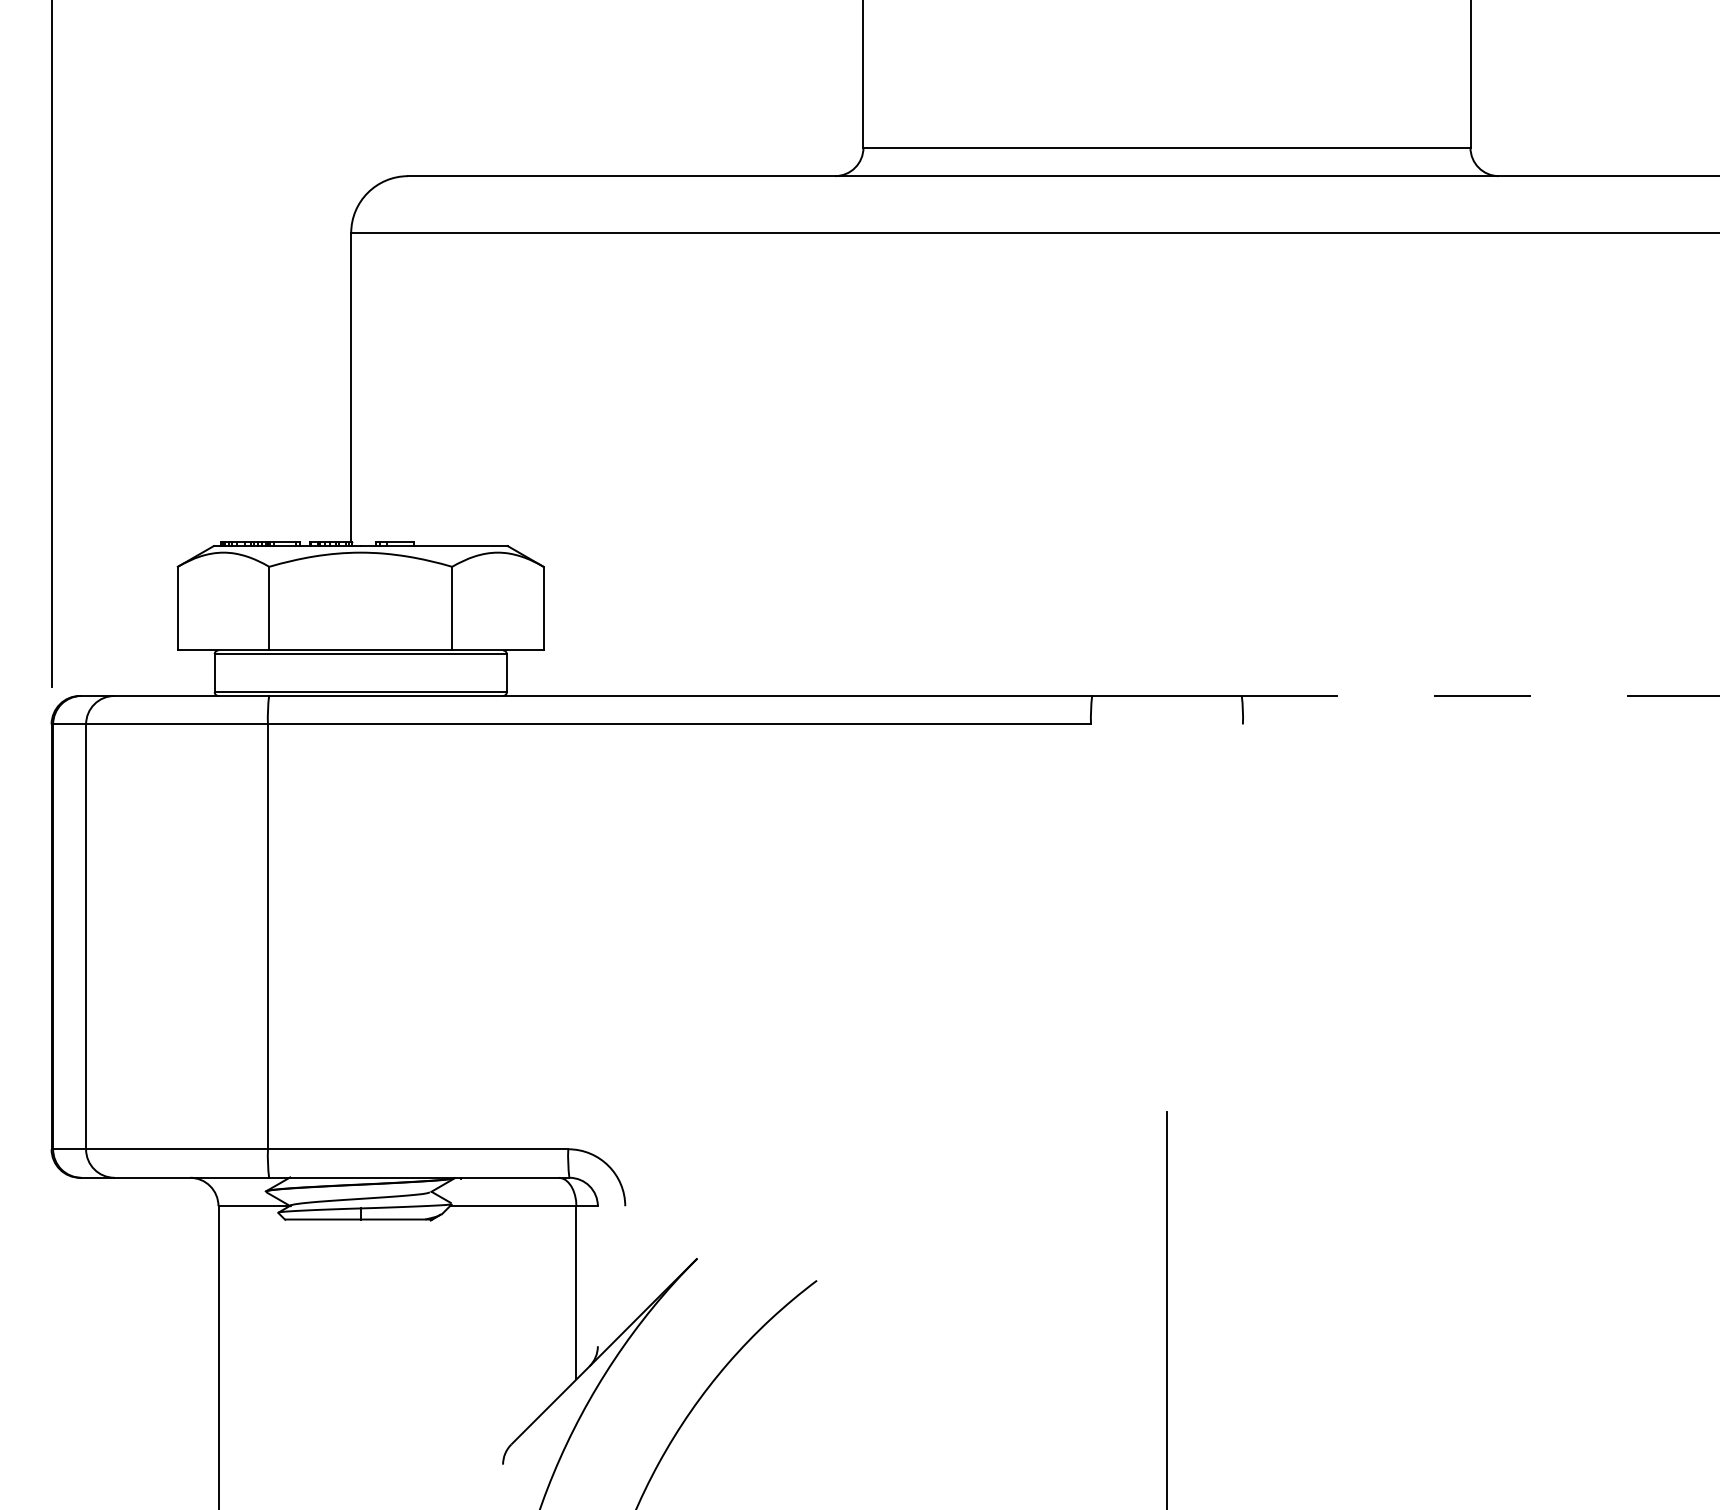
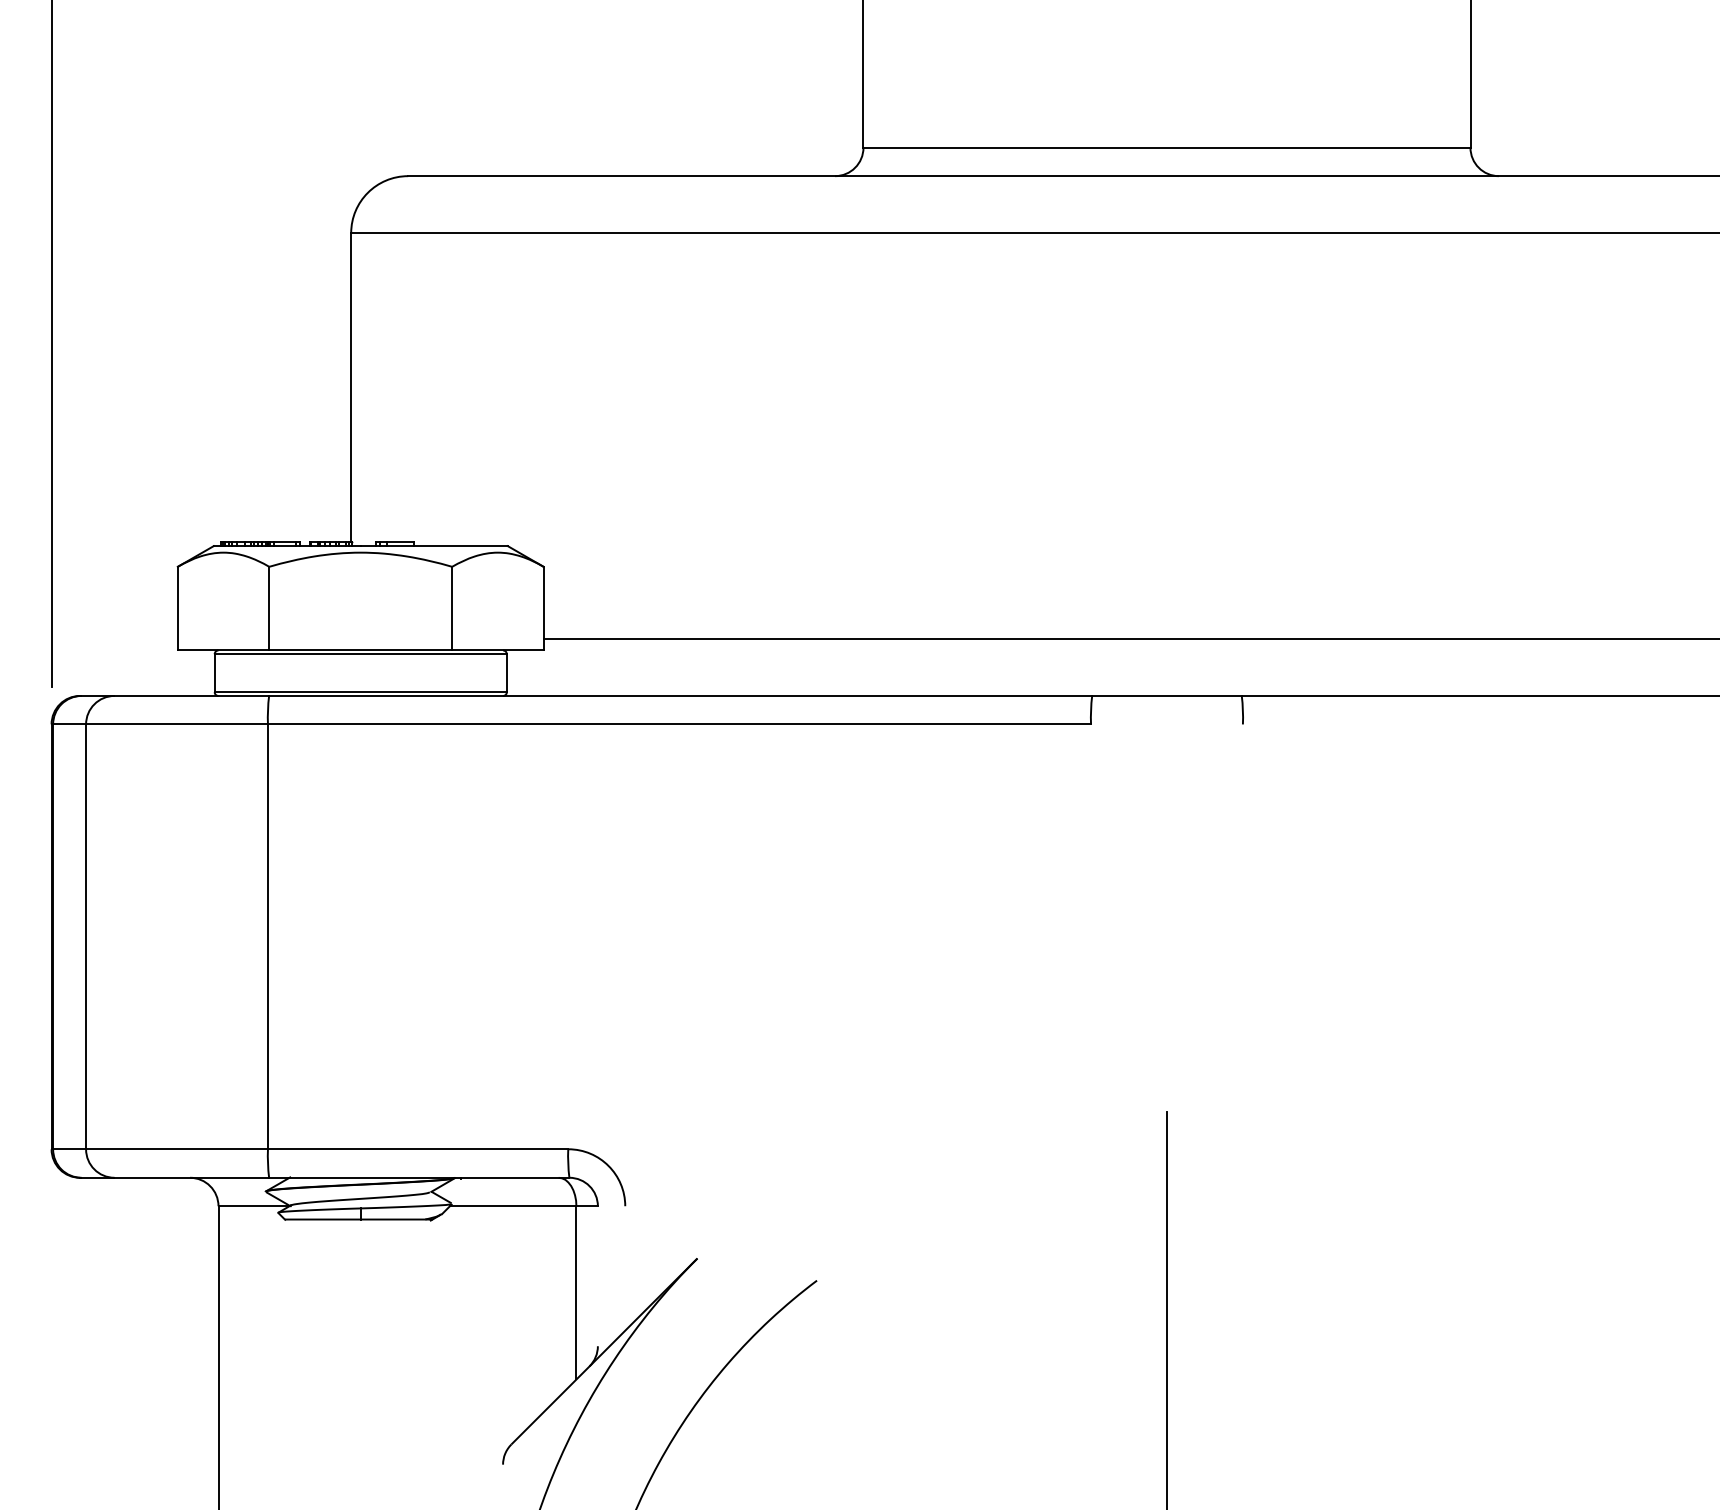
line: none -> present (1129, 639)
line: dashed -> solid (1480, 695)
